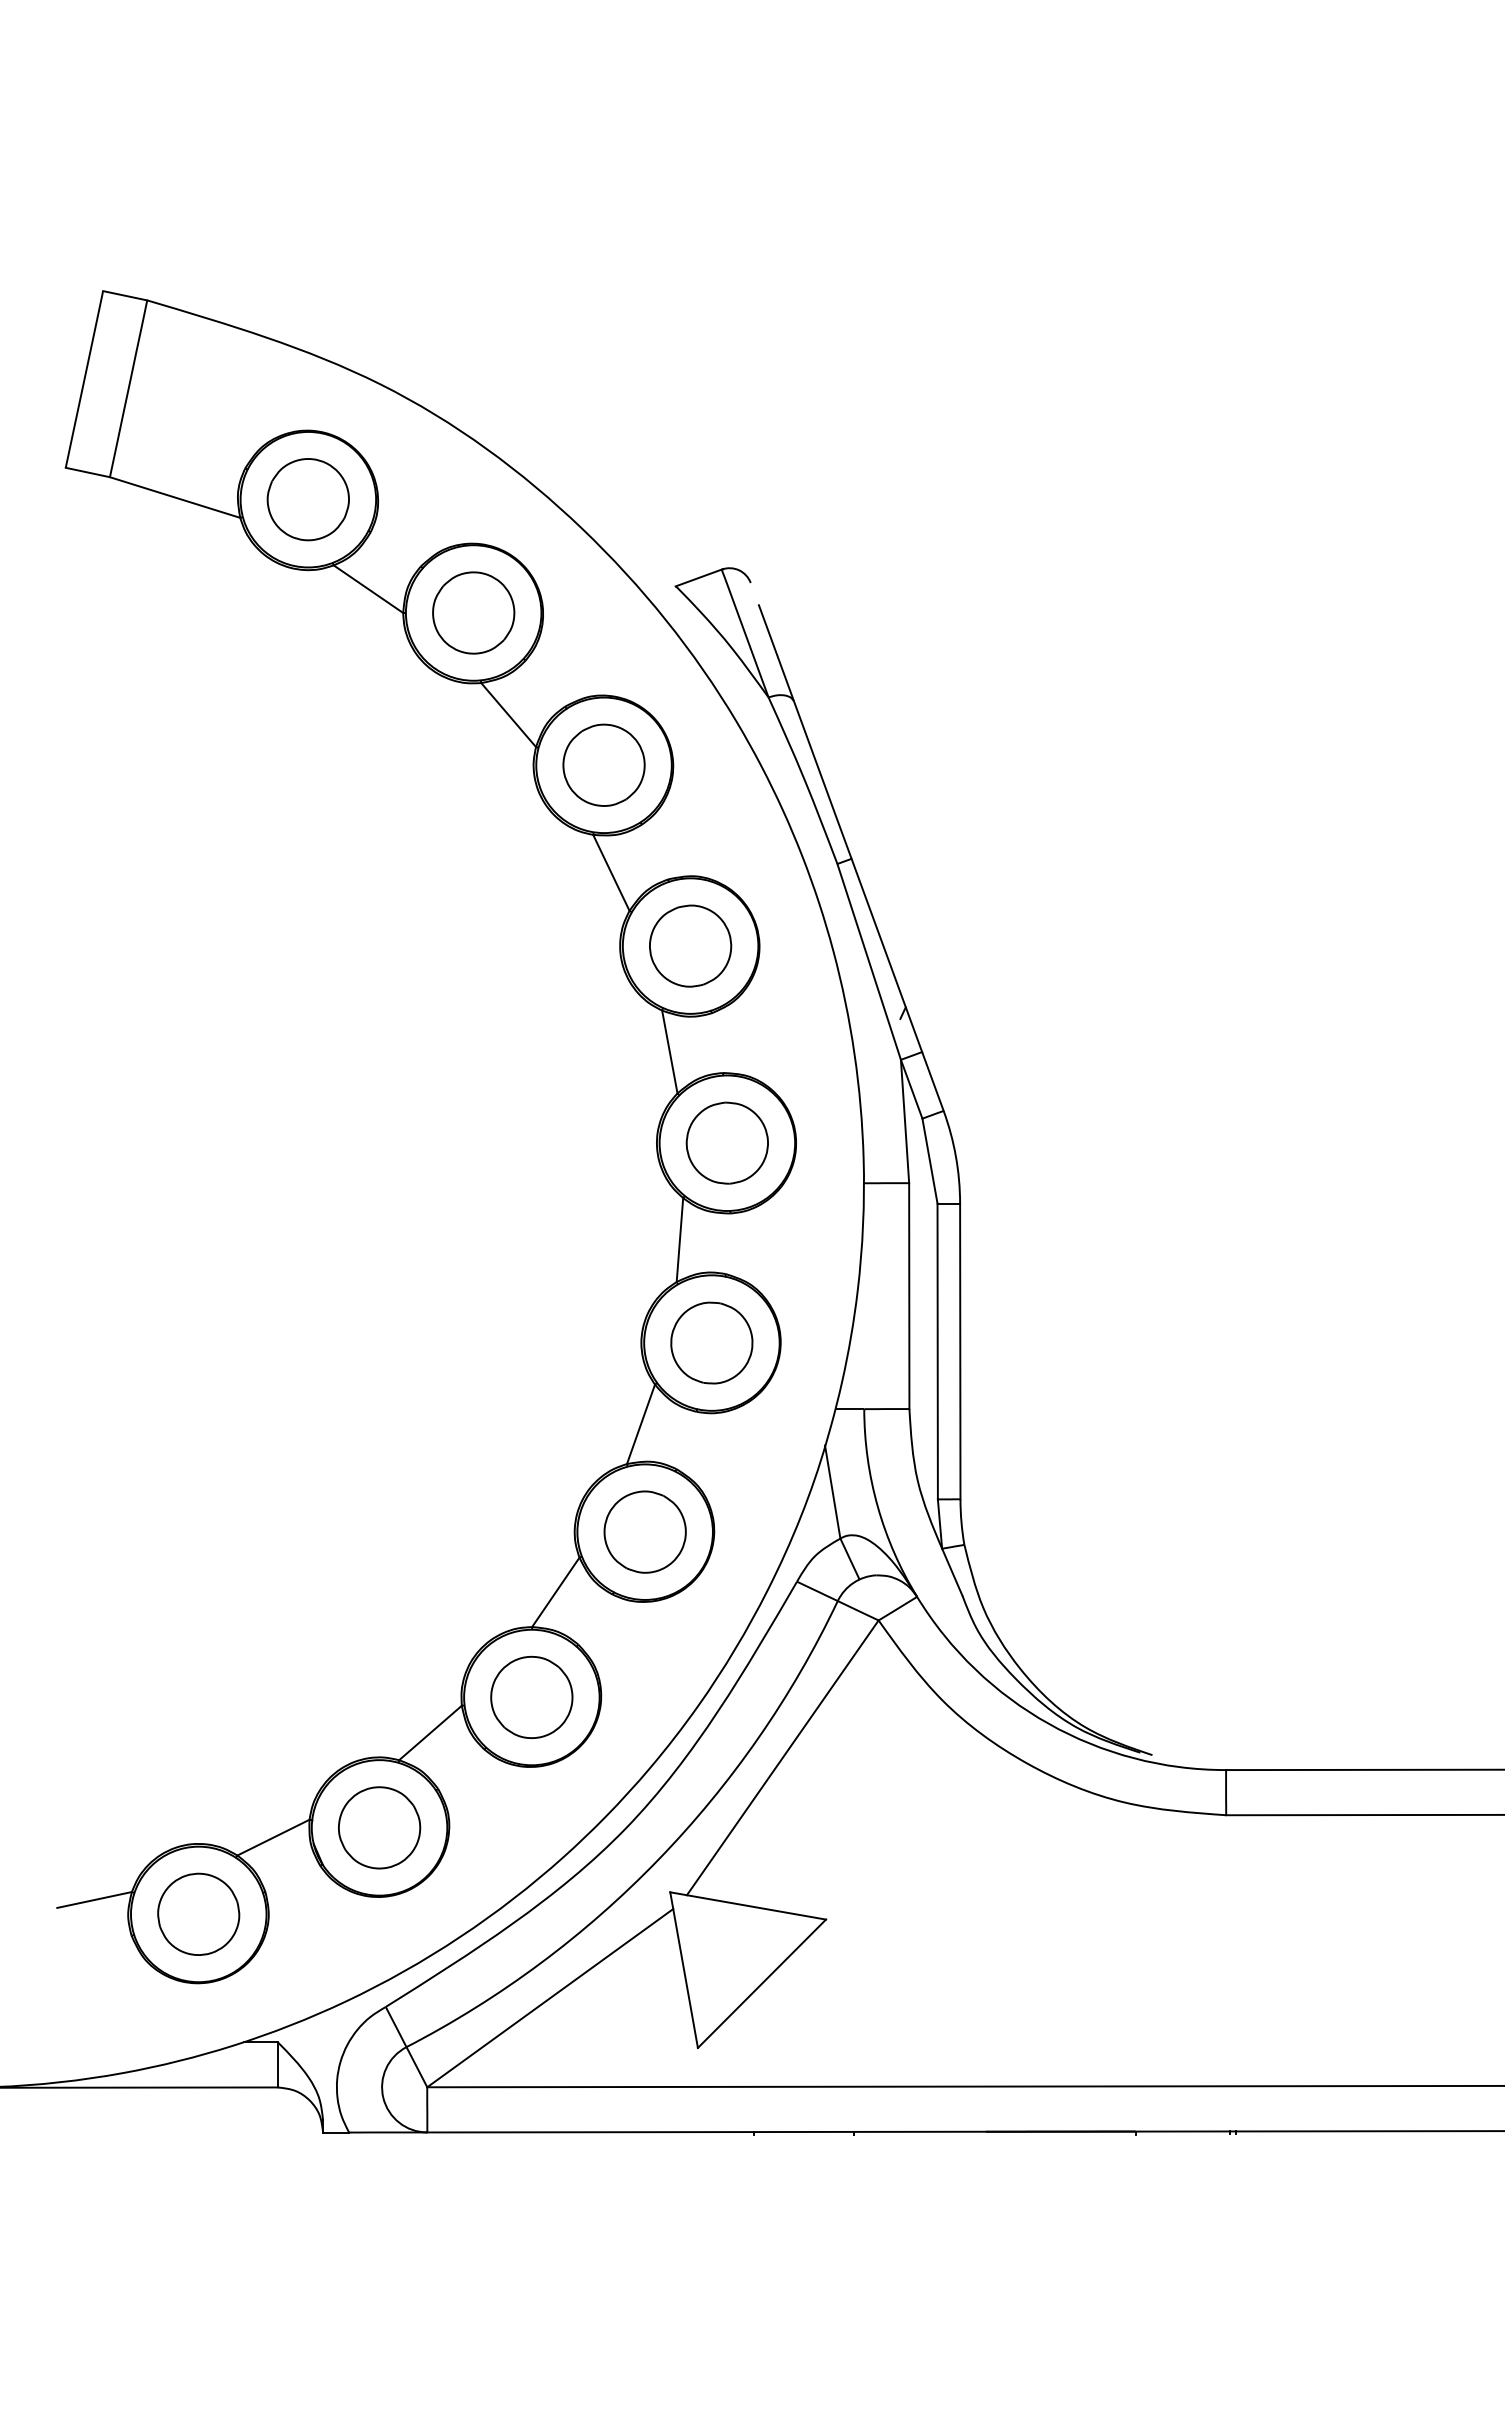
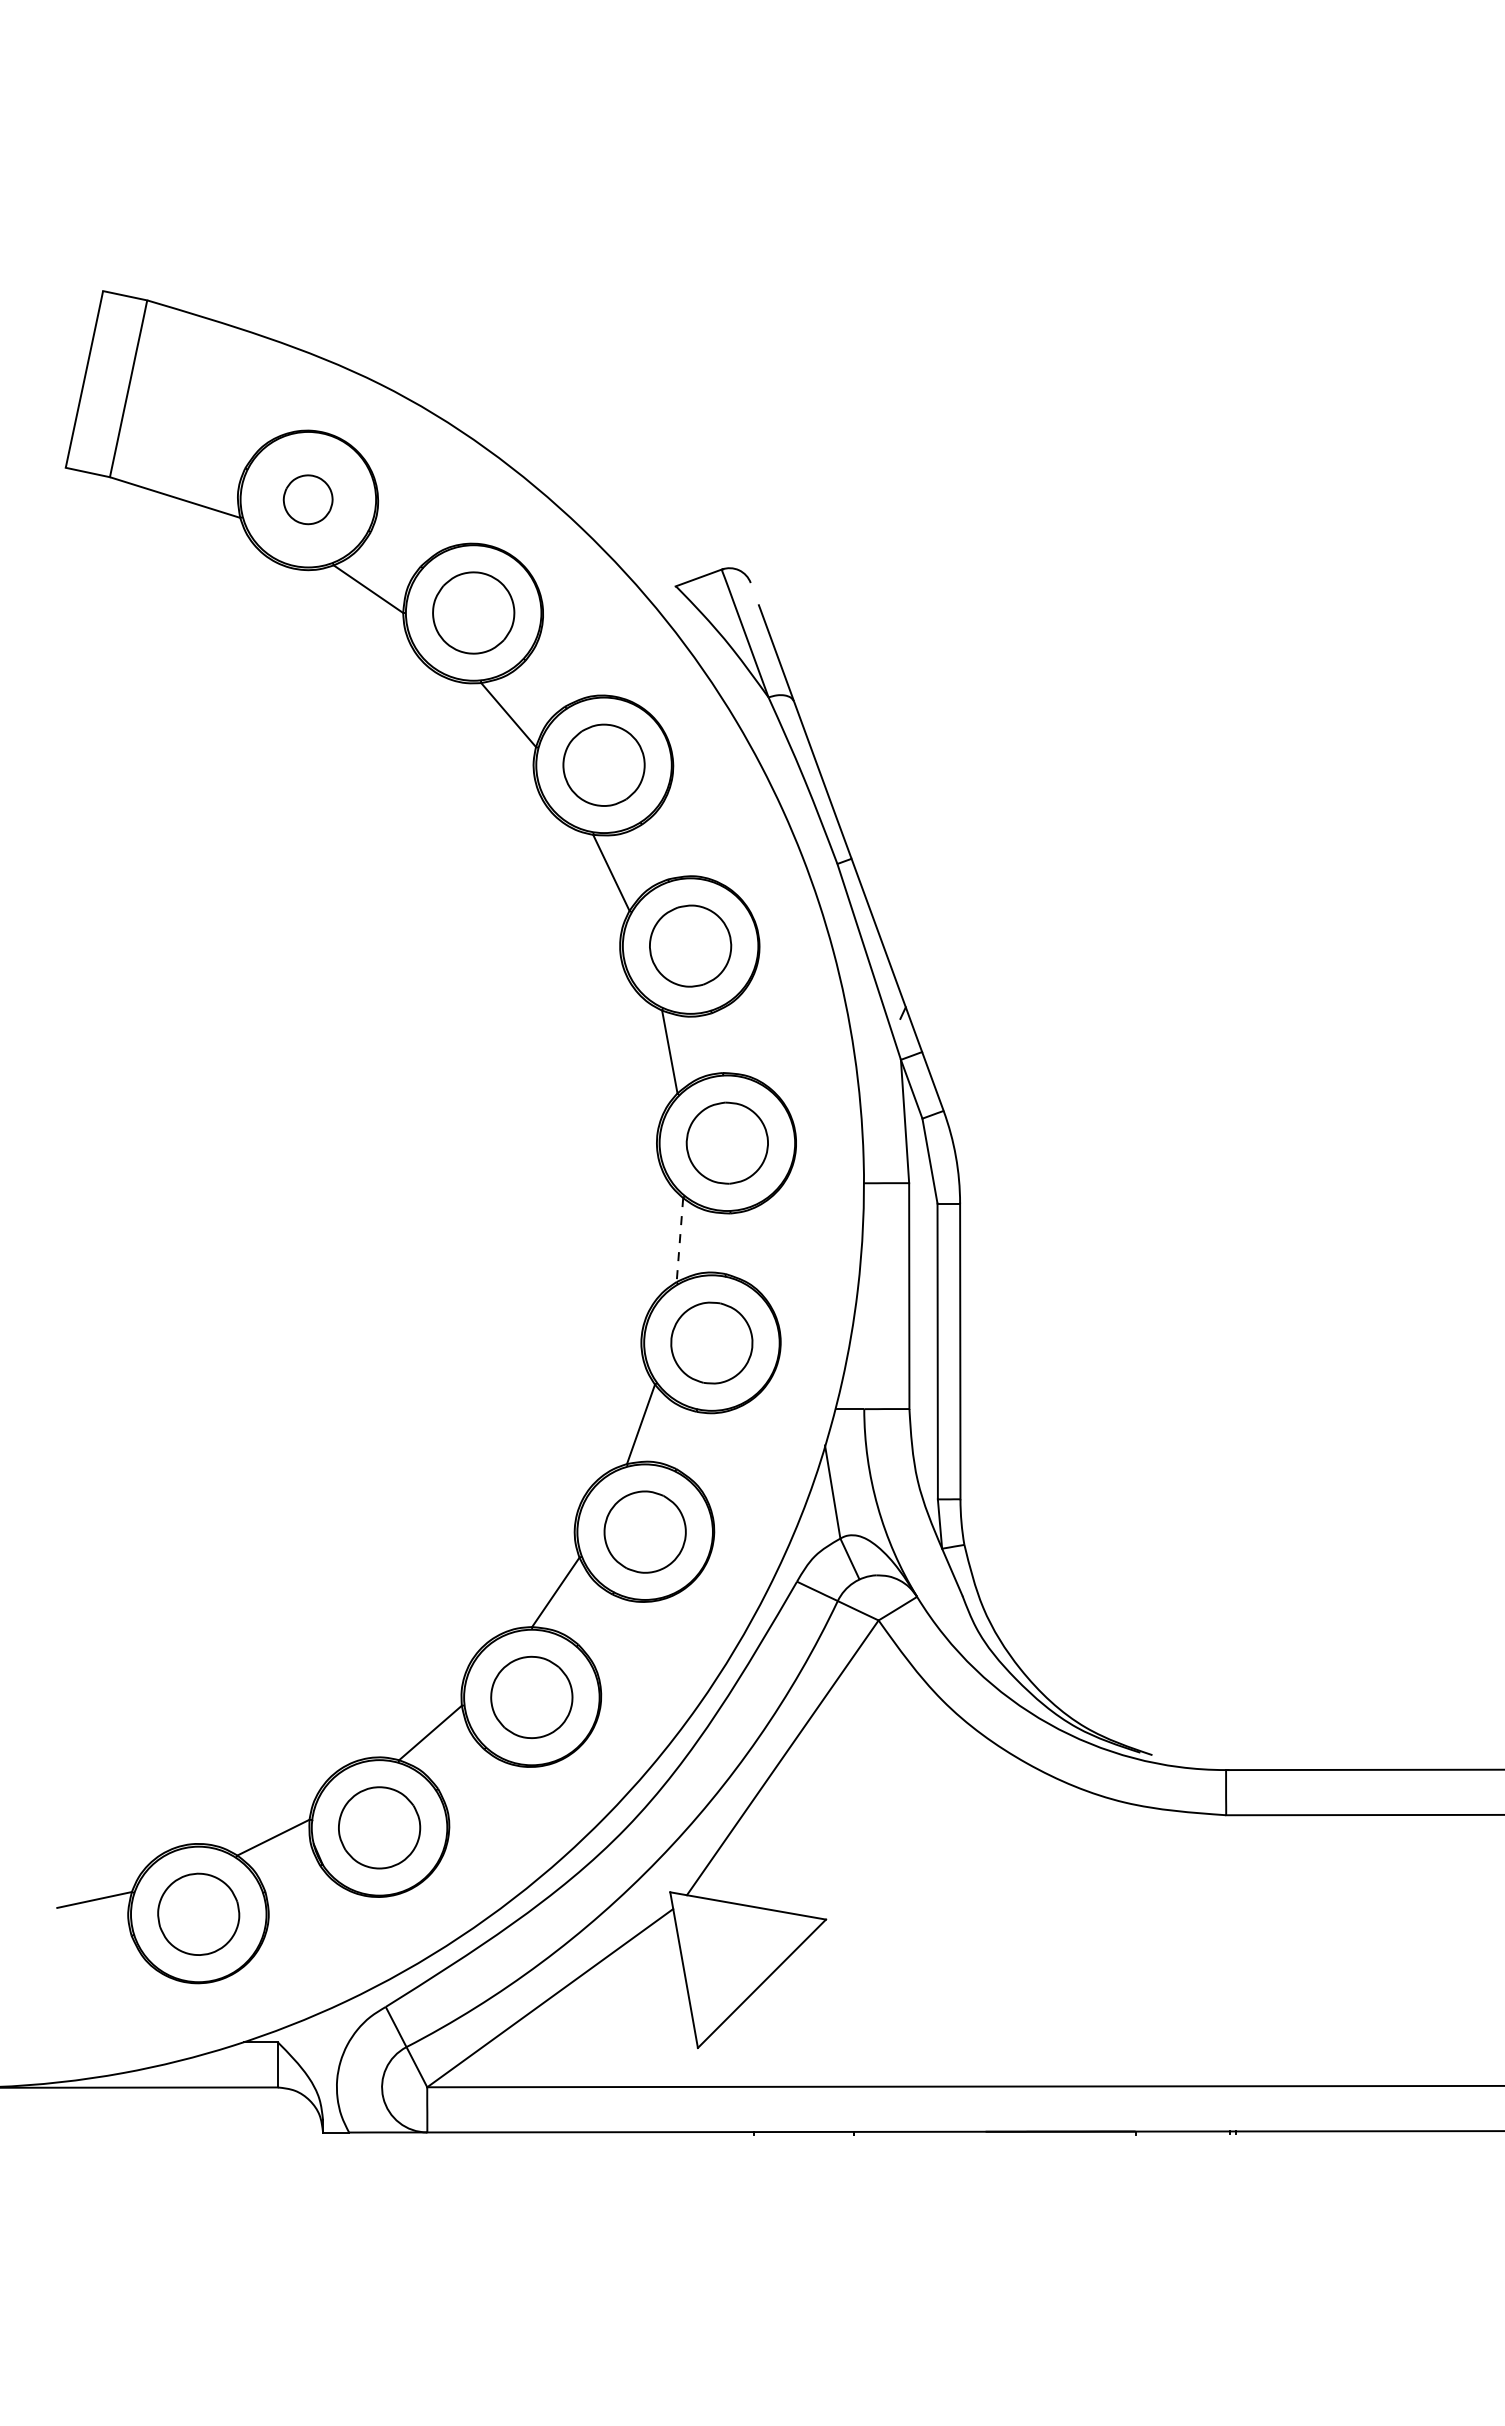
part size: 84x84 px -> 52x52 px (307, 499)
line: solid -> dashed (679, 1240)
